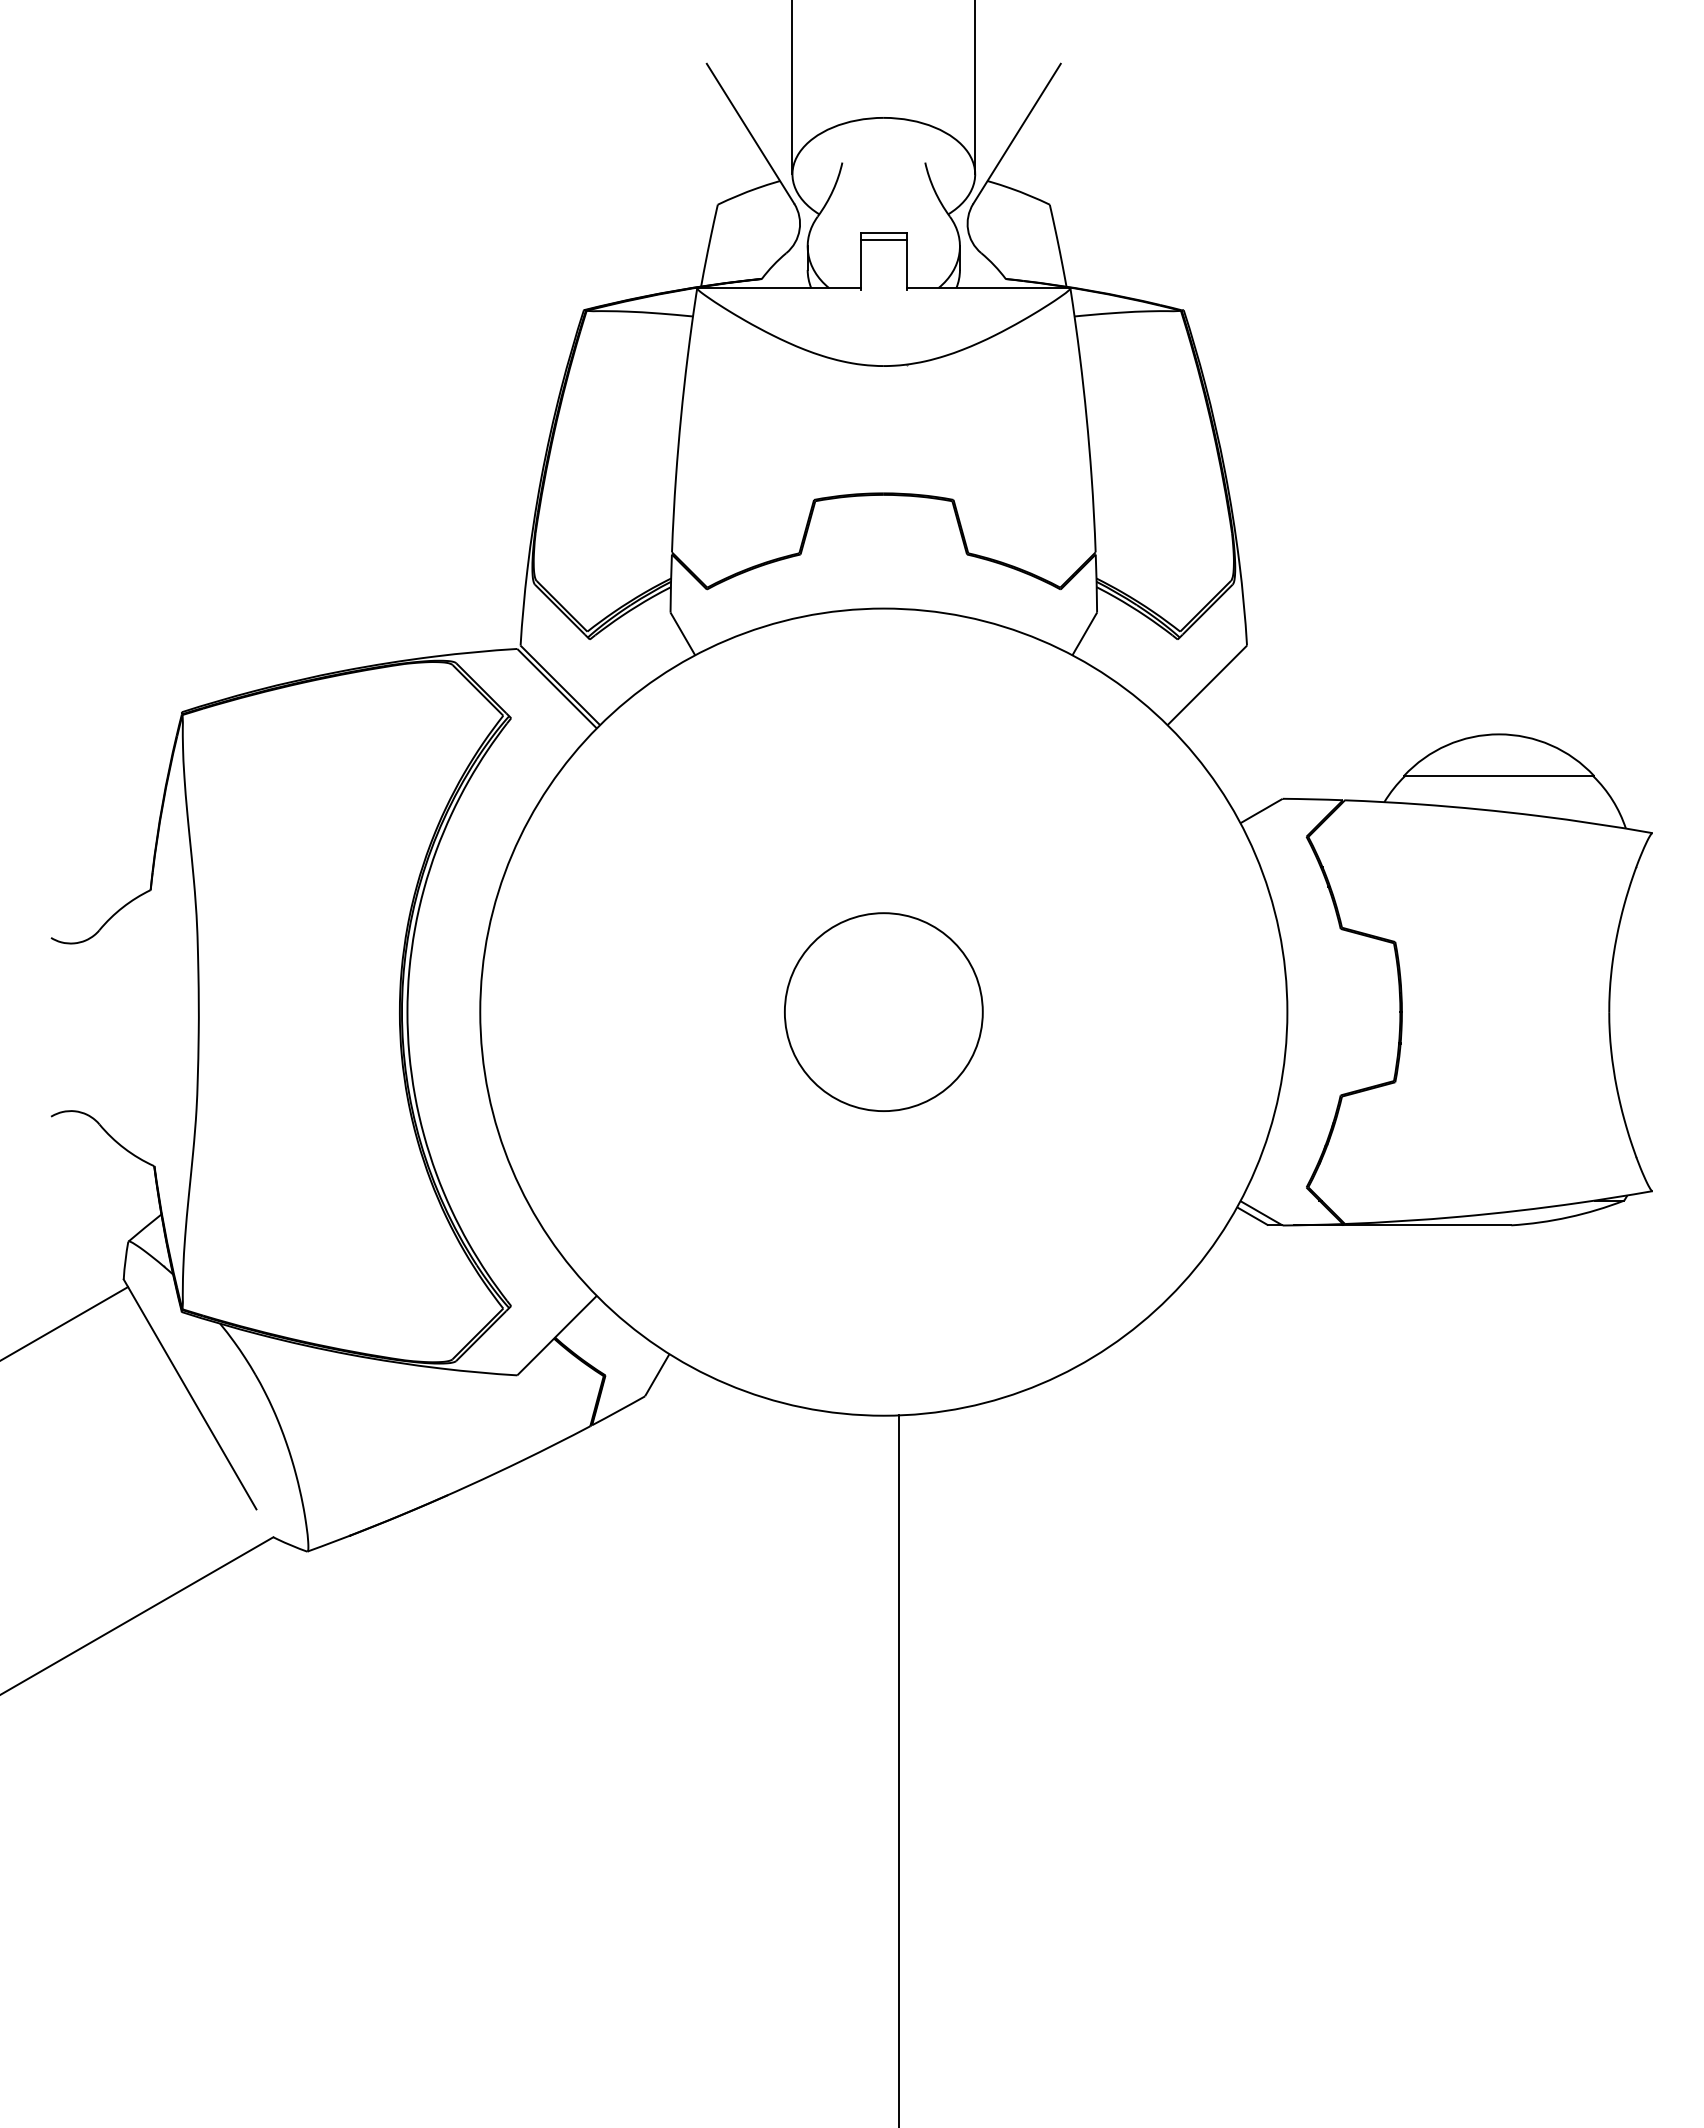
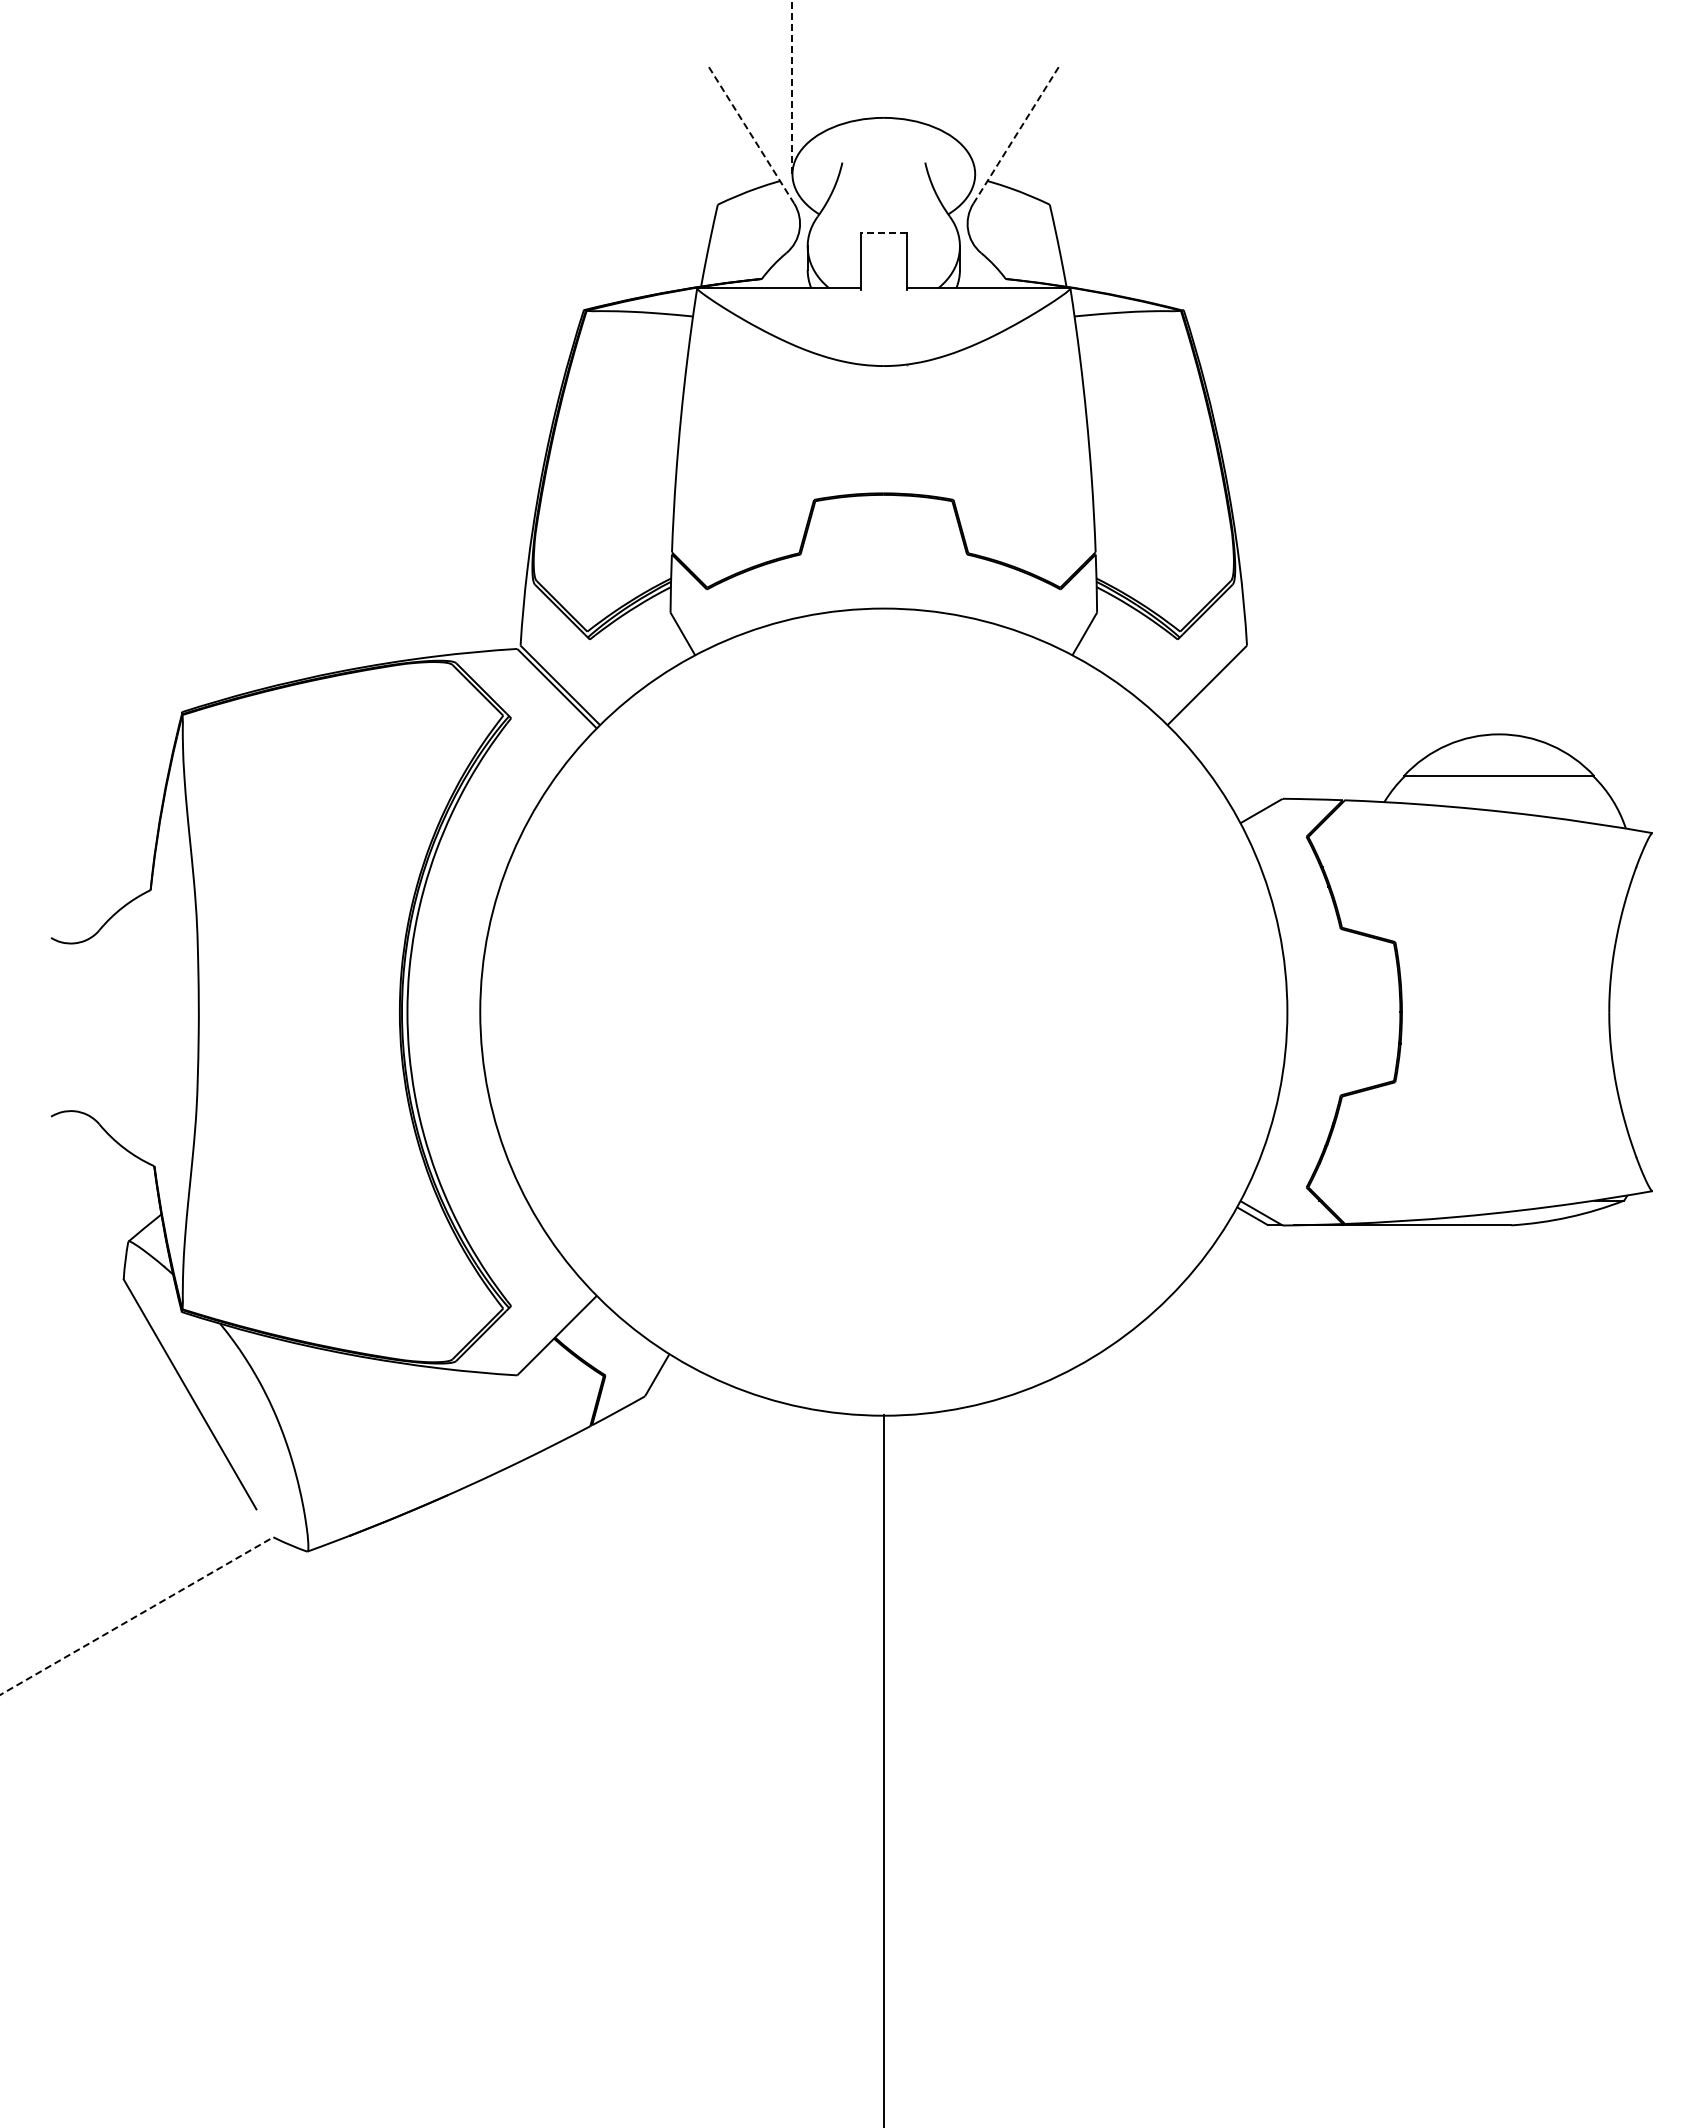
line: solid -> dashed (792, 87)
line: present -> none (975, 88)
line: solid -> dashed (750, 133)
line: solid -> dashed (1017, 133)
line: solid -> dashed (883, 232)
line: present -> none (883, 240)
circle: present -> none (883, 1011)
line: present -> none (65, 1323)
line: solid -> dashed (137, 1615)
line position: (899, 1769) -> (884, 1769) (884, 1769)
